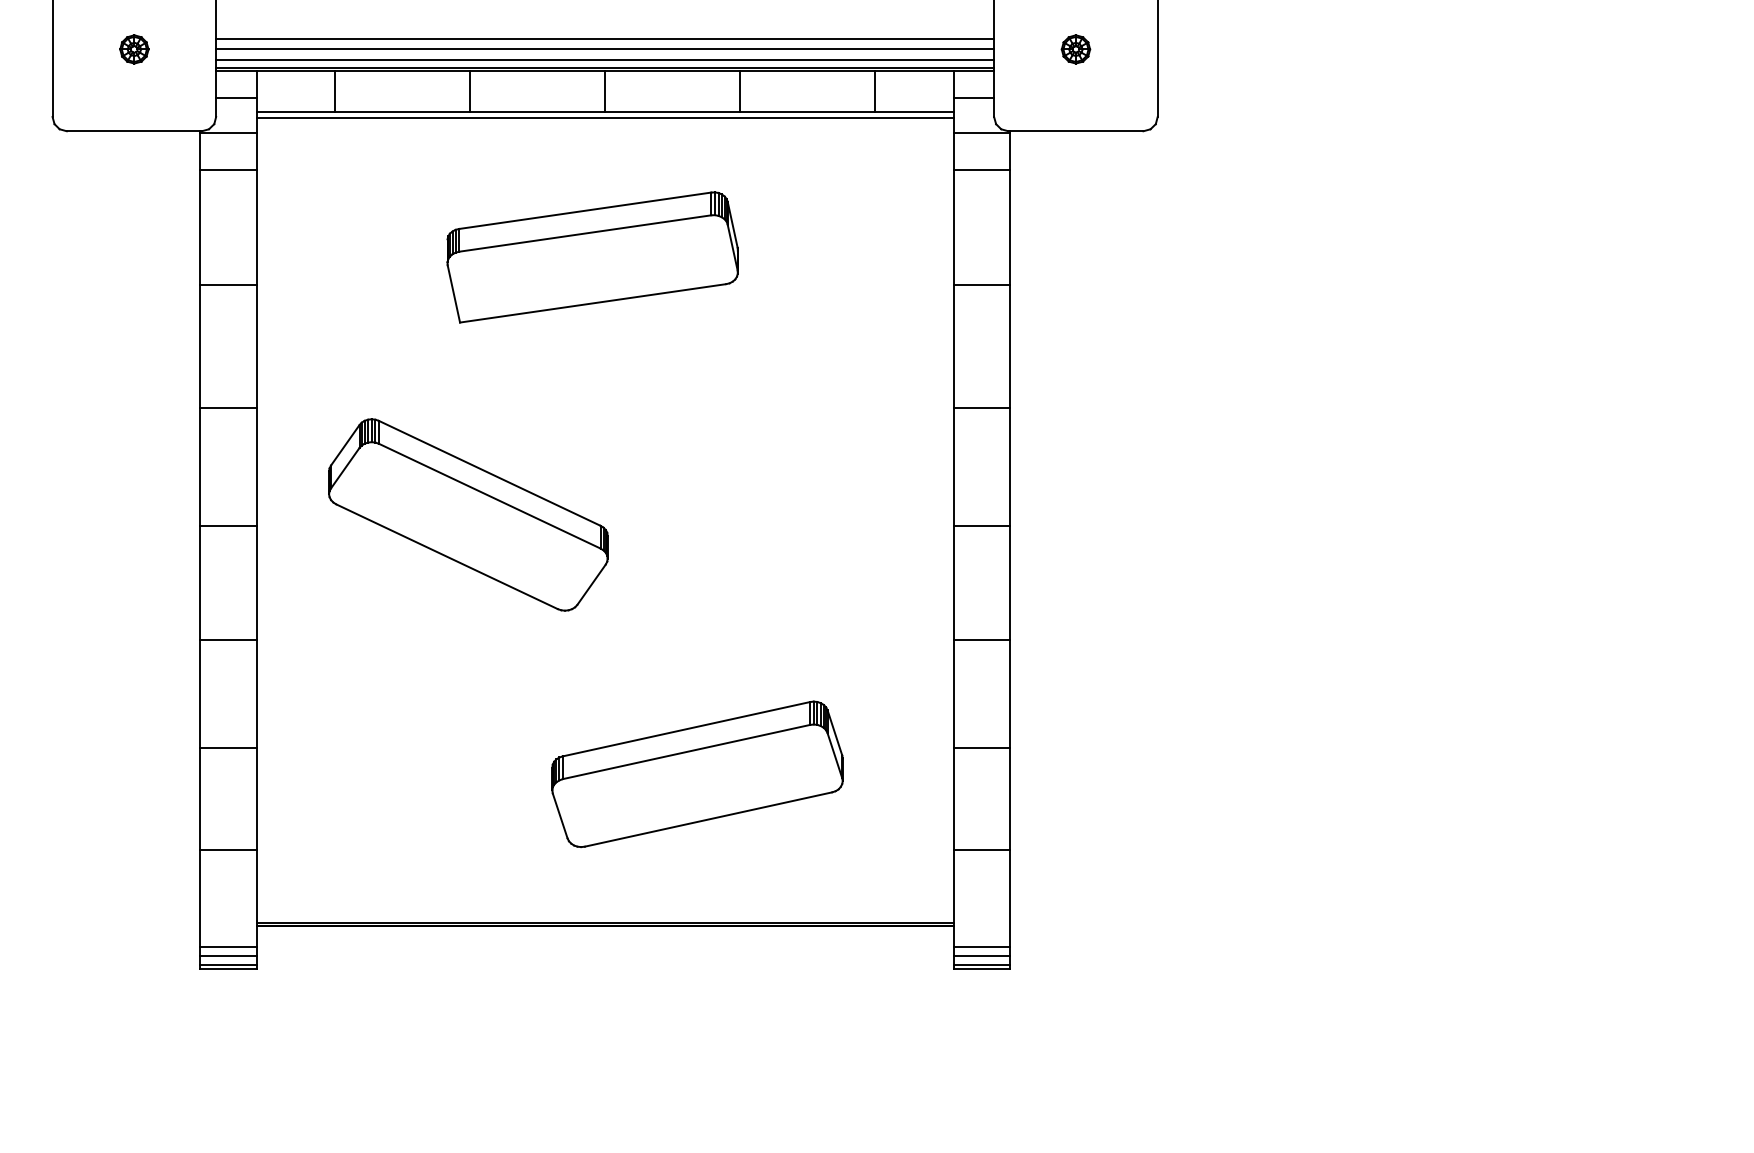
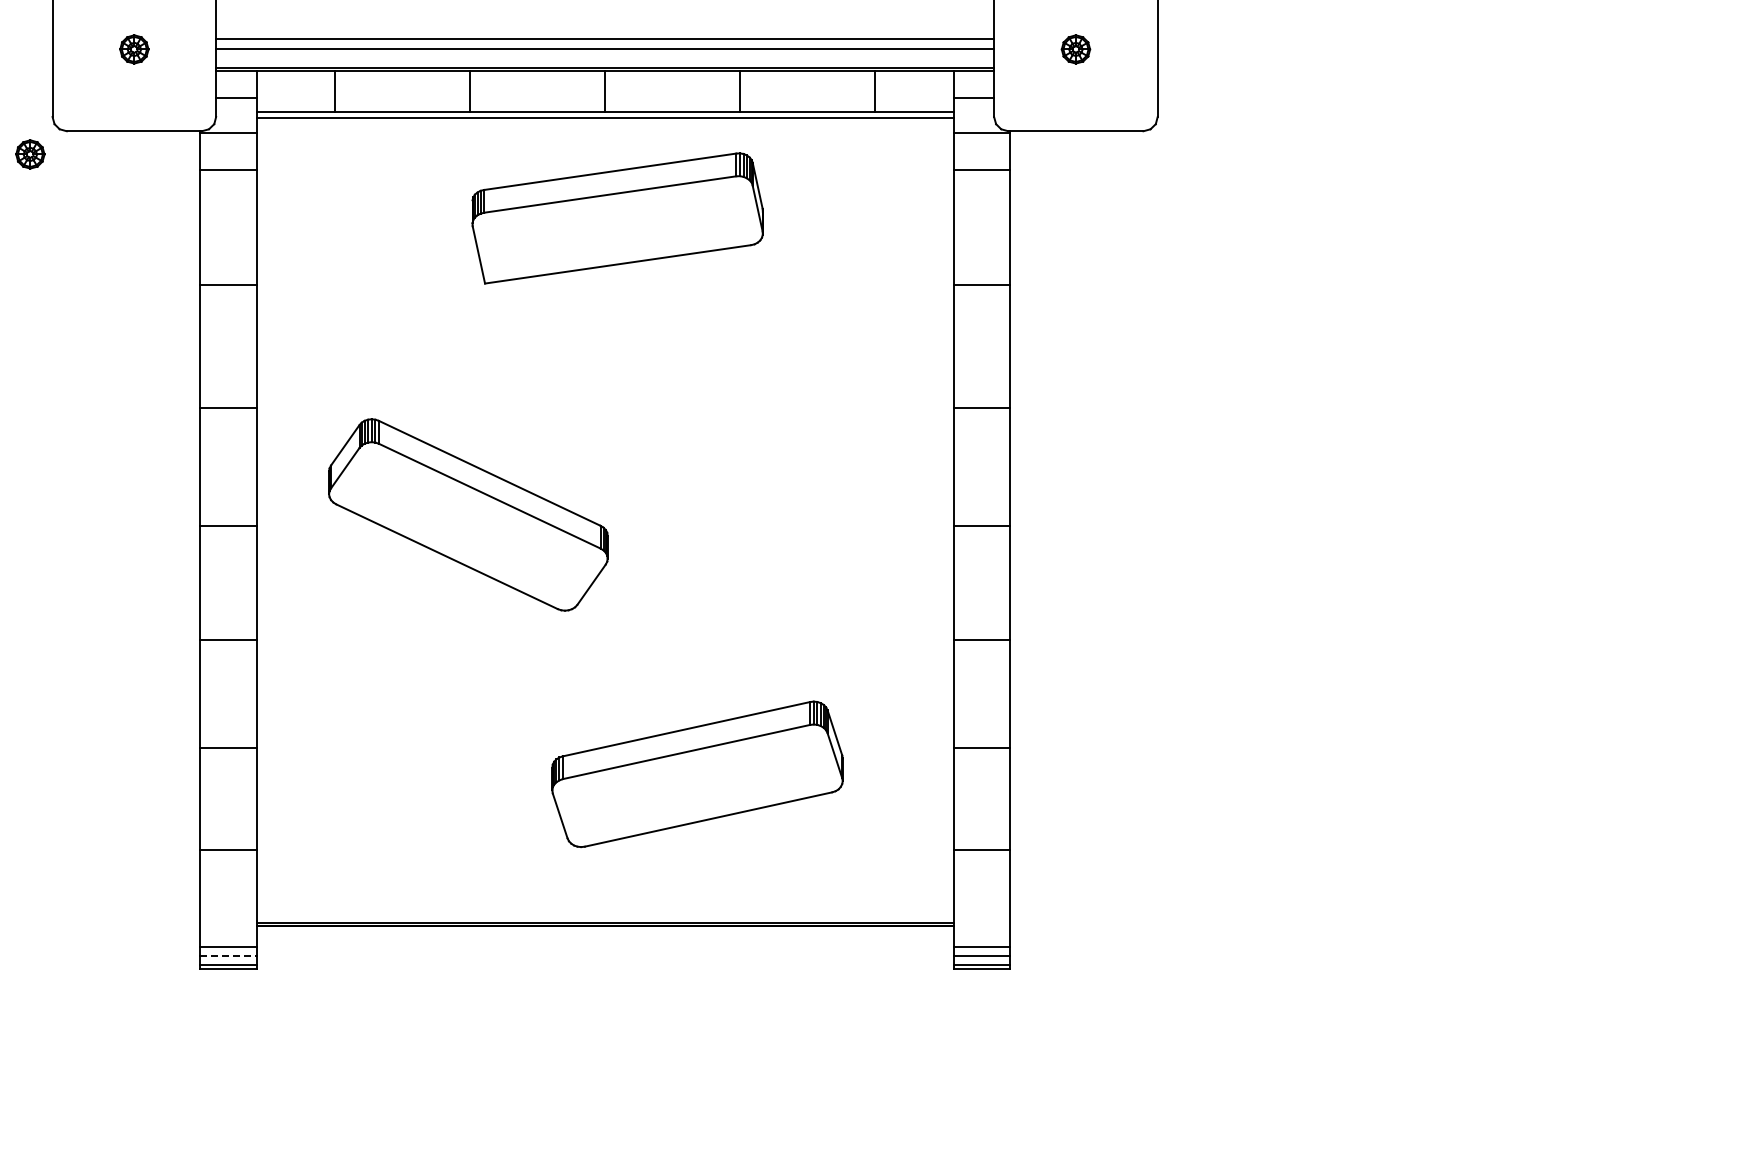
line: present -> none (605, 60)
part: none -> present (30, 154)
part position: (592, 257) -> (617, 218) (617, 218)
line: solid -> dashed (228, 956)
